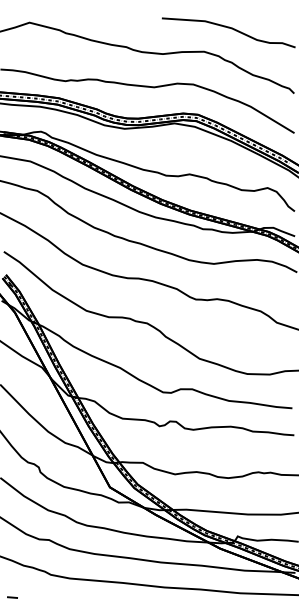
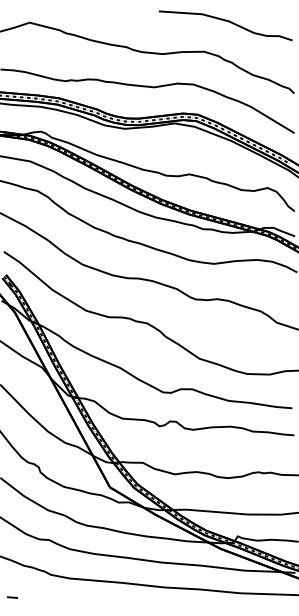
curve position: (228, 28) -> (225, 21) (225, 21)
